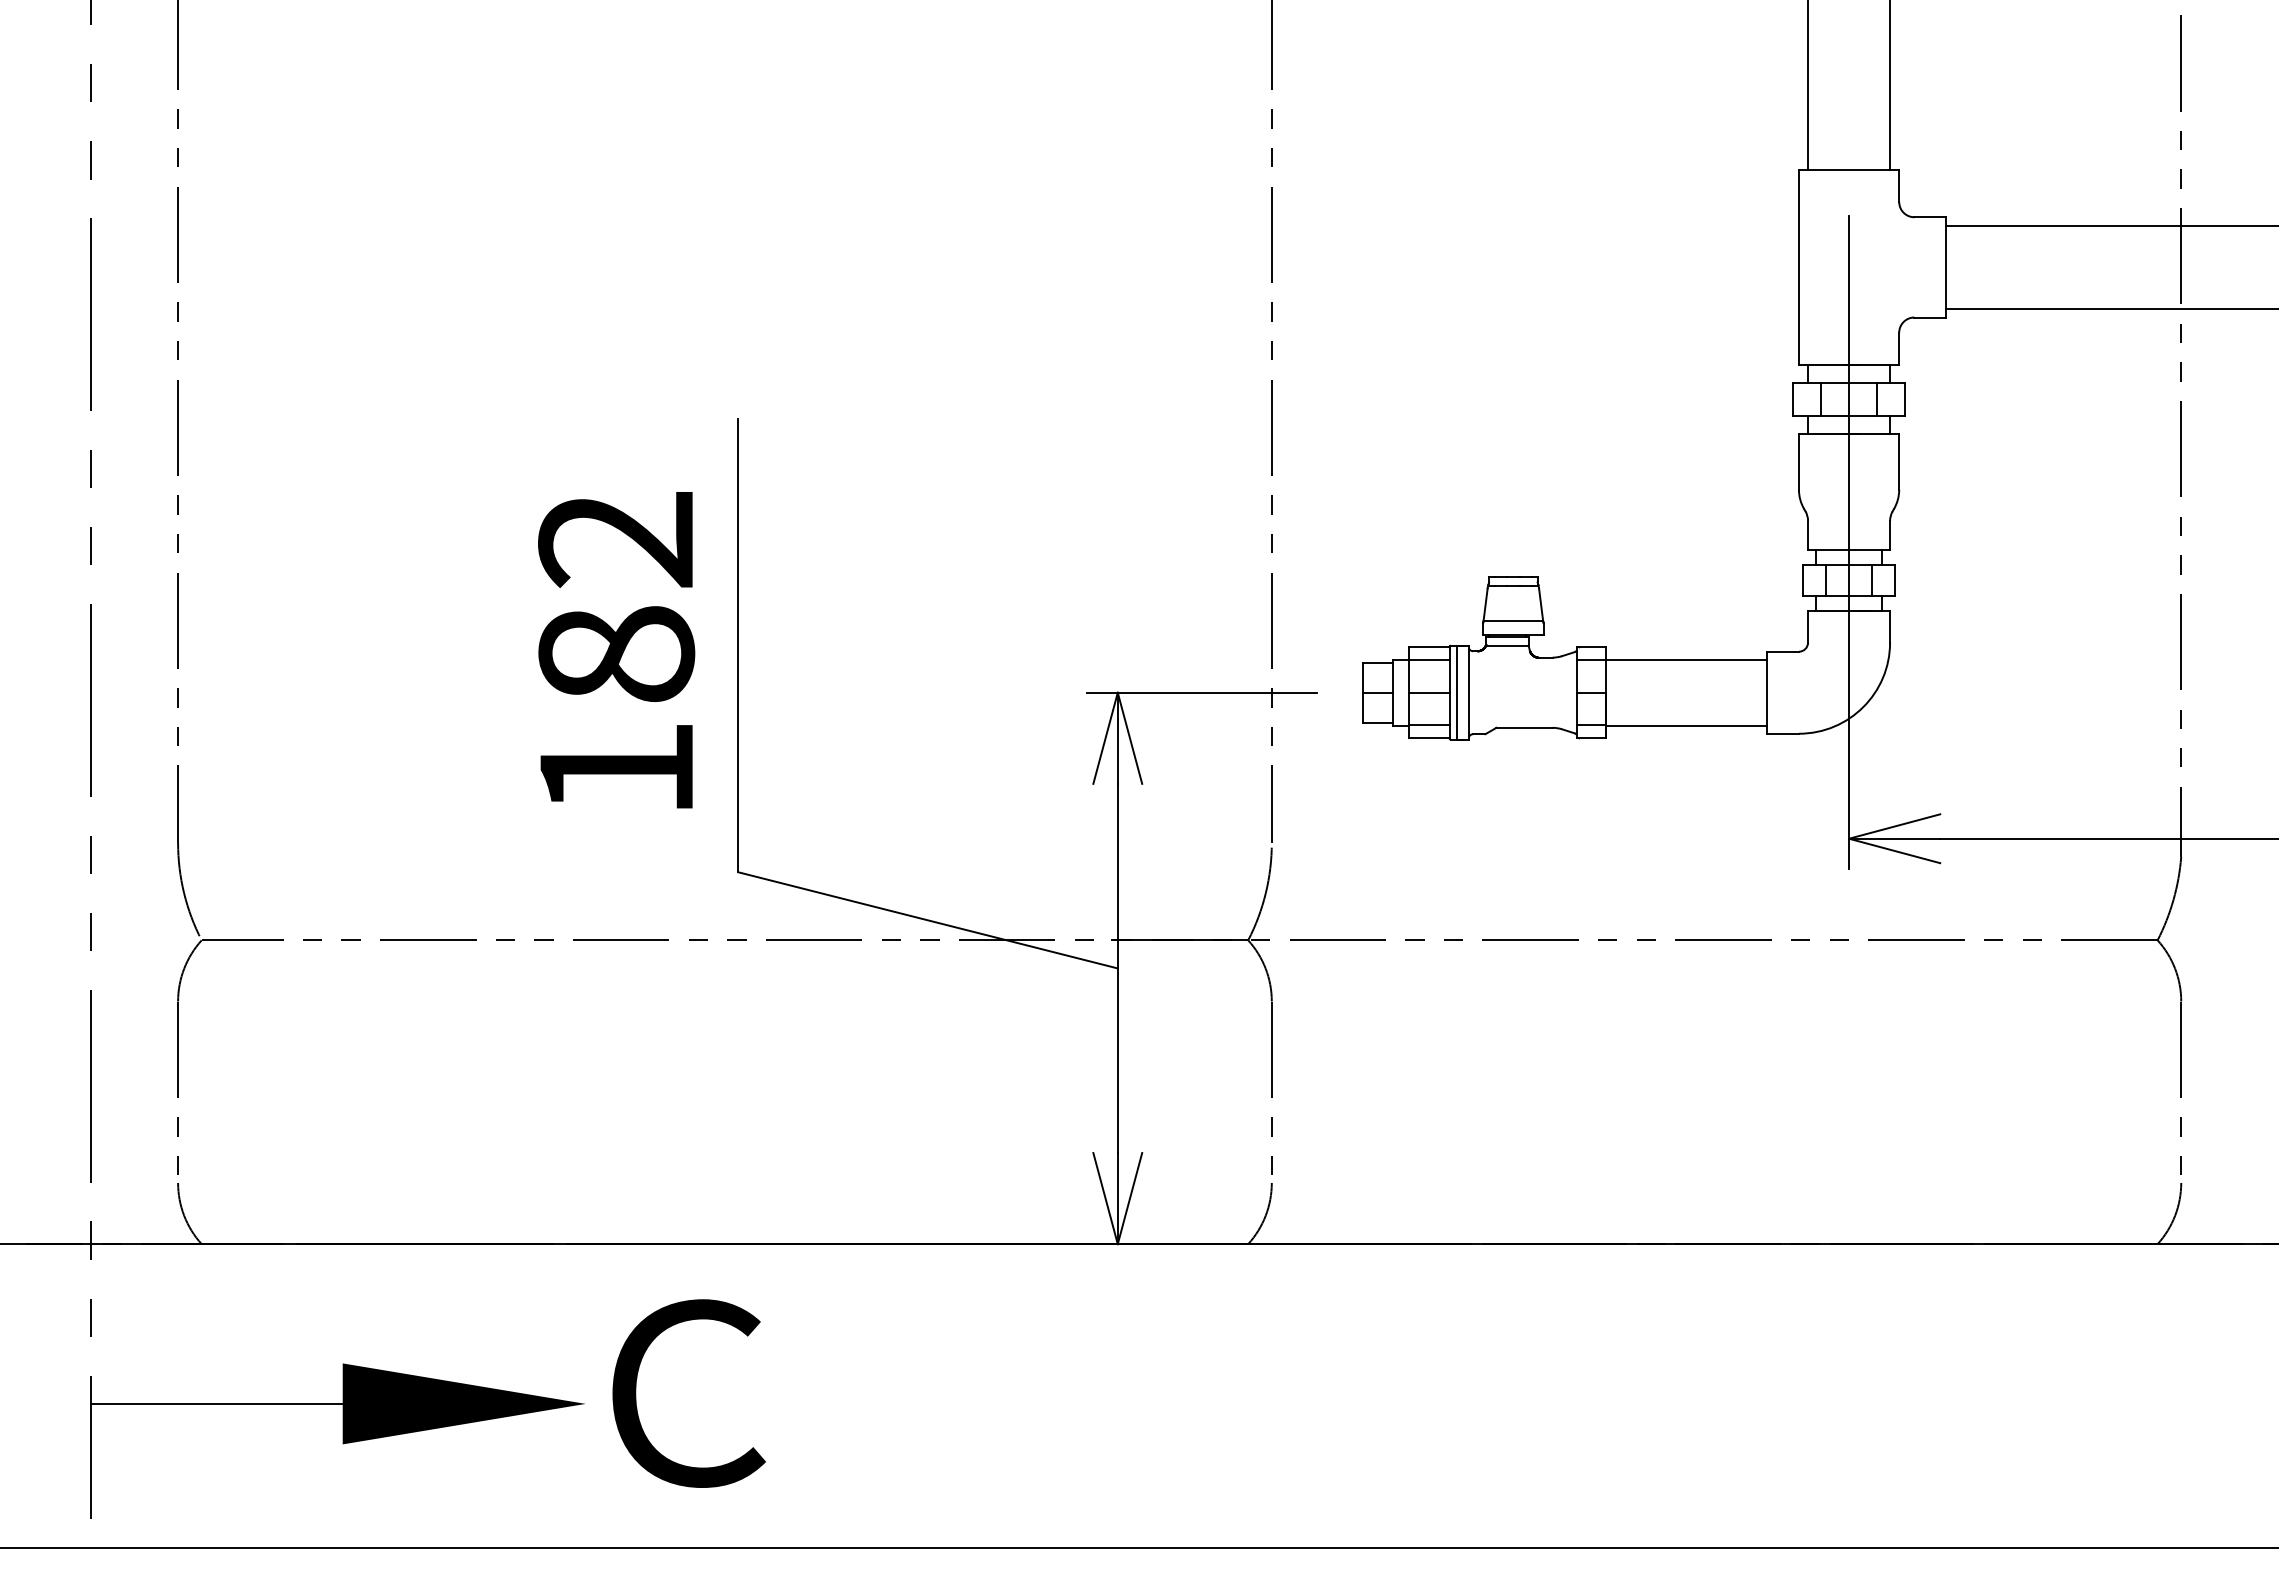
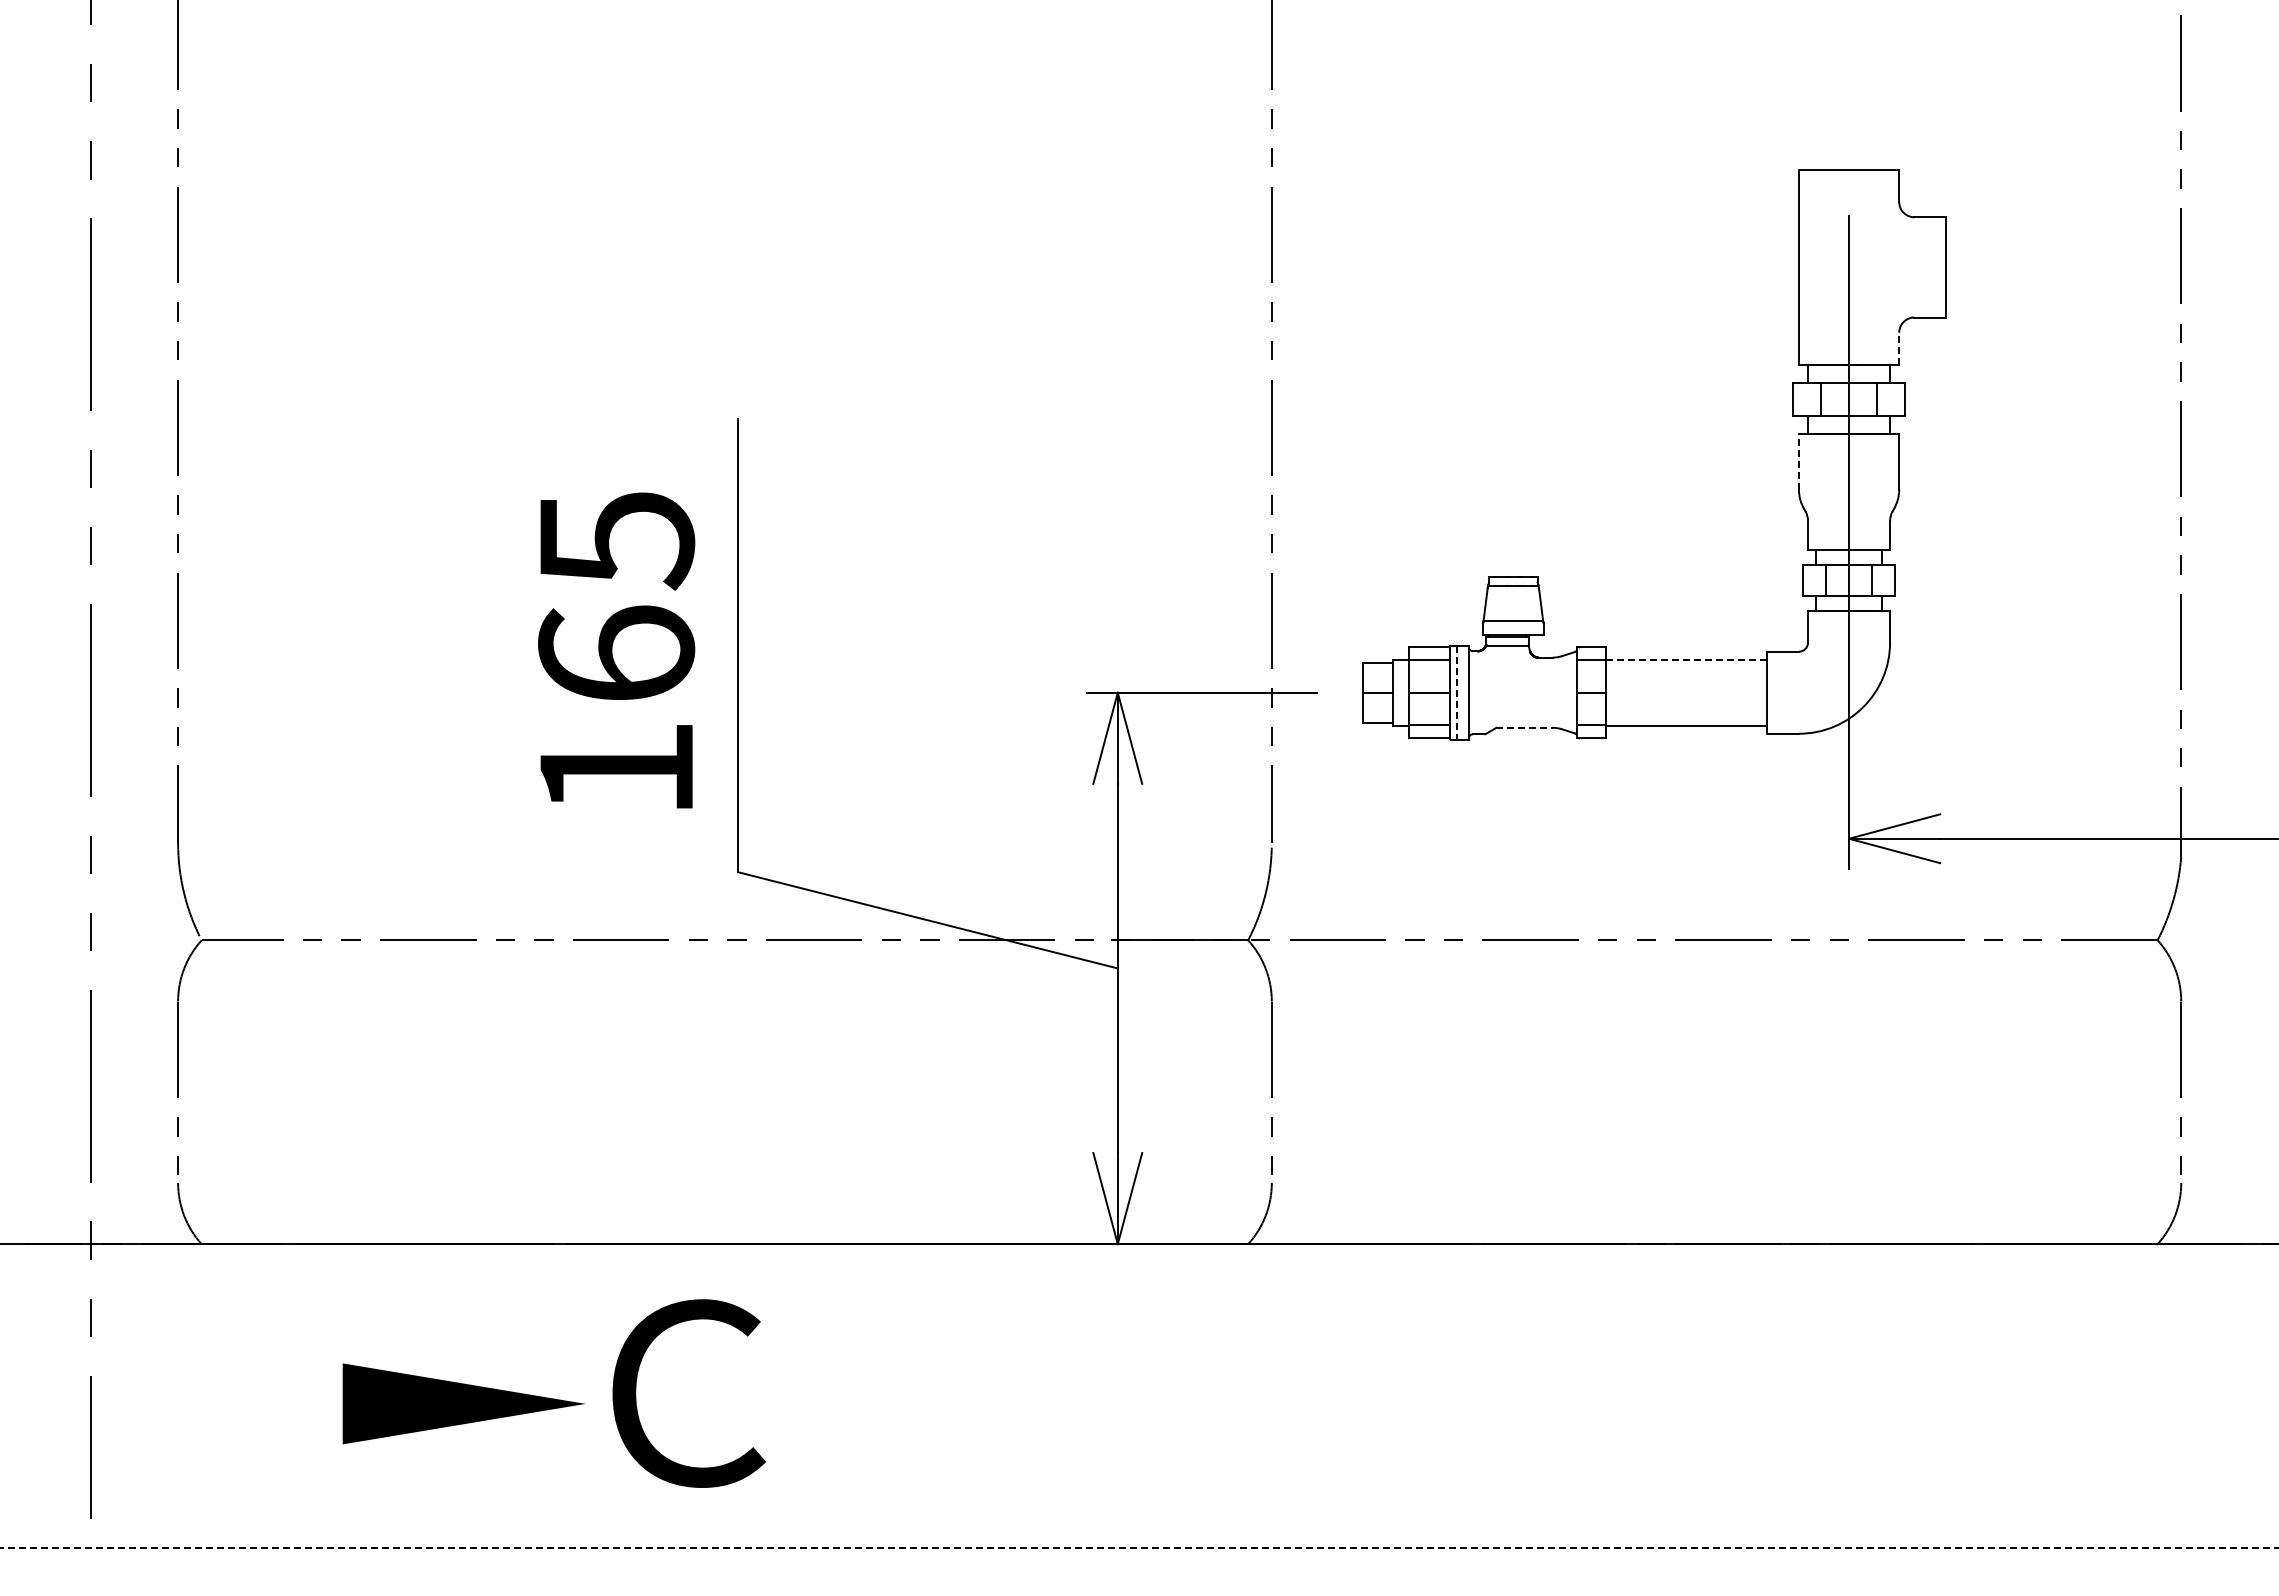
line: present -> none (1807, 86)
line: present -> none (1890, 86)
line: present -> none (2110, 226)
line: present -> none (2110, 308)
line: solid -> dashed (1899, 348)
line: solid -> dashed (1798, 462)
text: 182 -> 165 (616, 596)
line: solid -> dashed (1686, 659)
line: solid -> dashed (1457, 693)
line: solid -> dashed (1525, 727)
line: present -> none (216, 1403)
line: solid -> dashed (1139, 1547)
